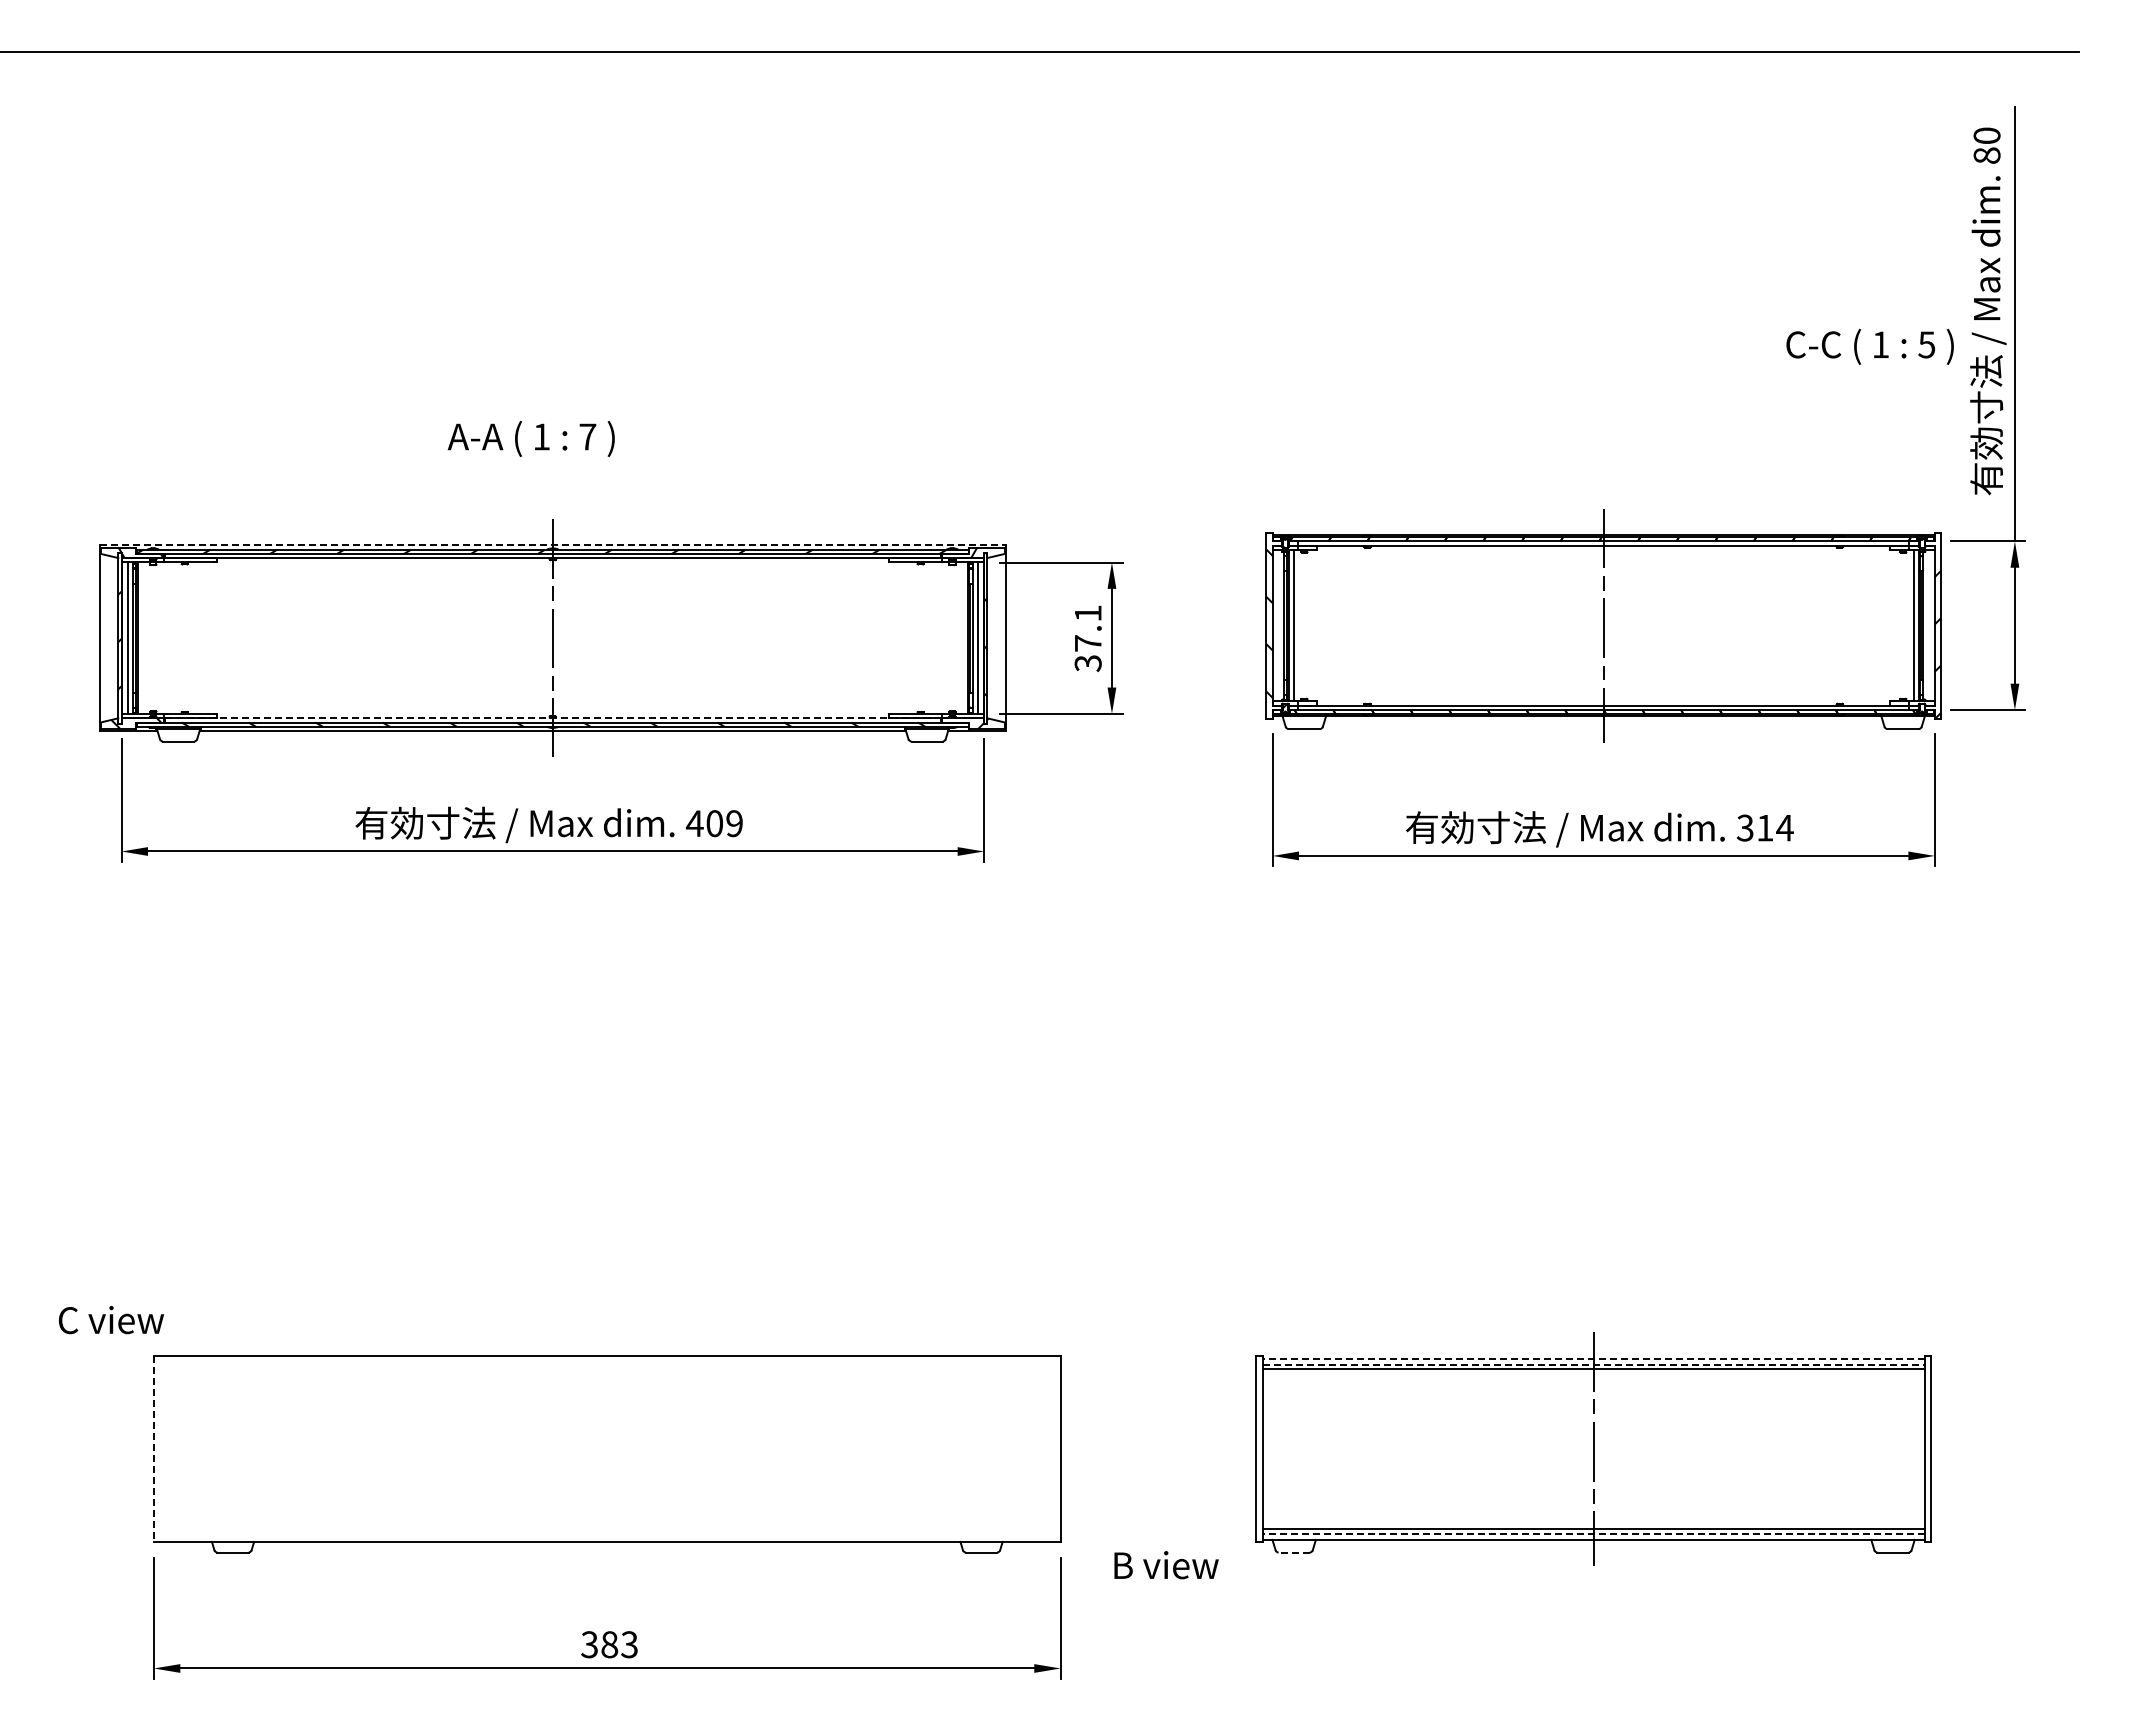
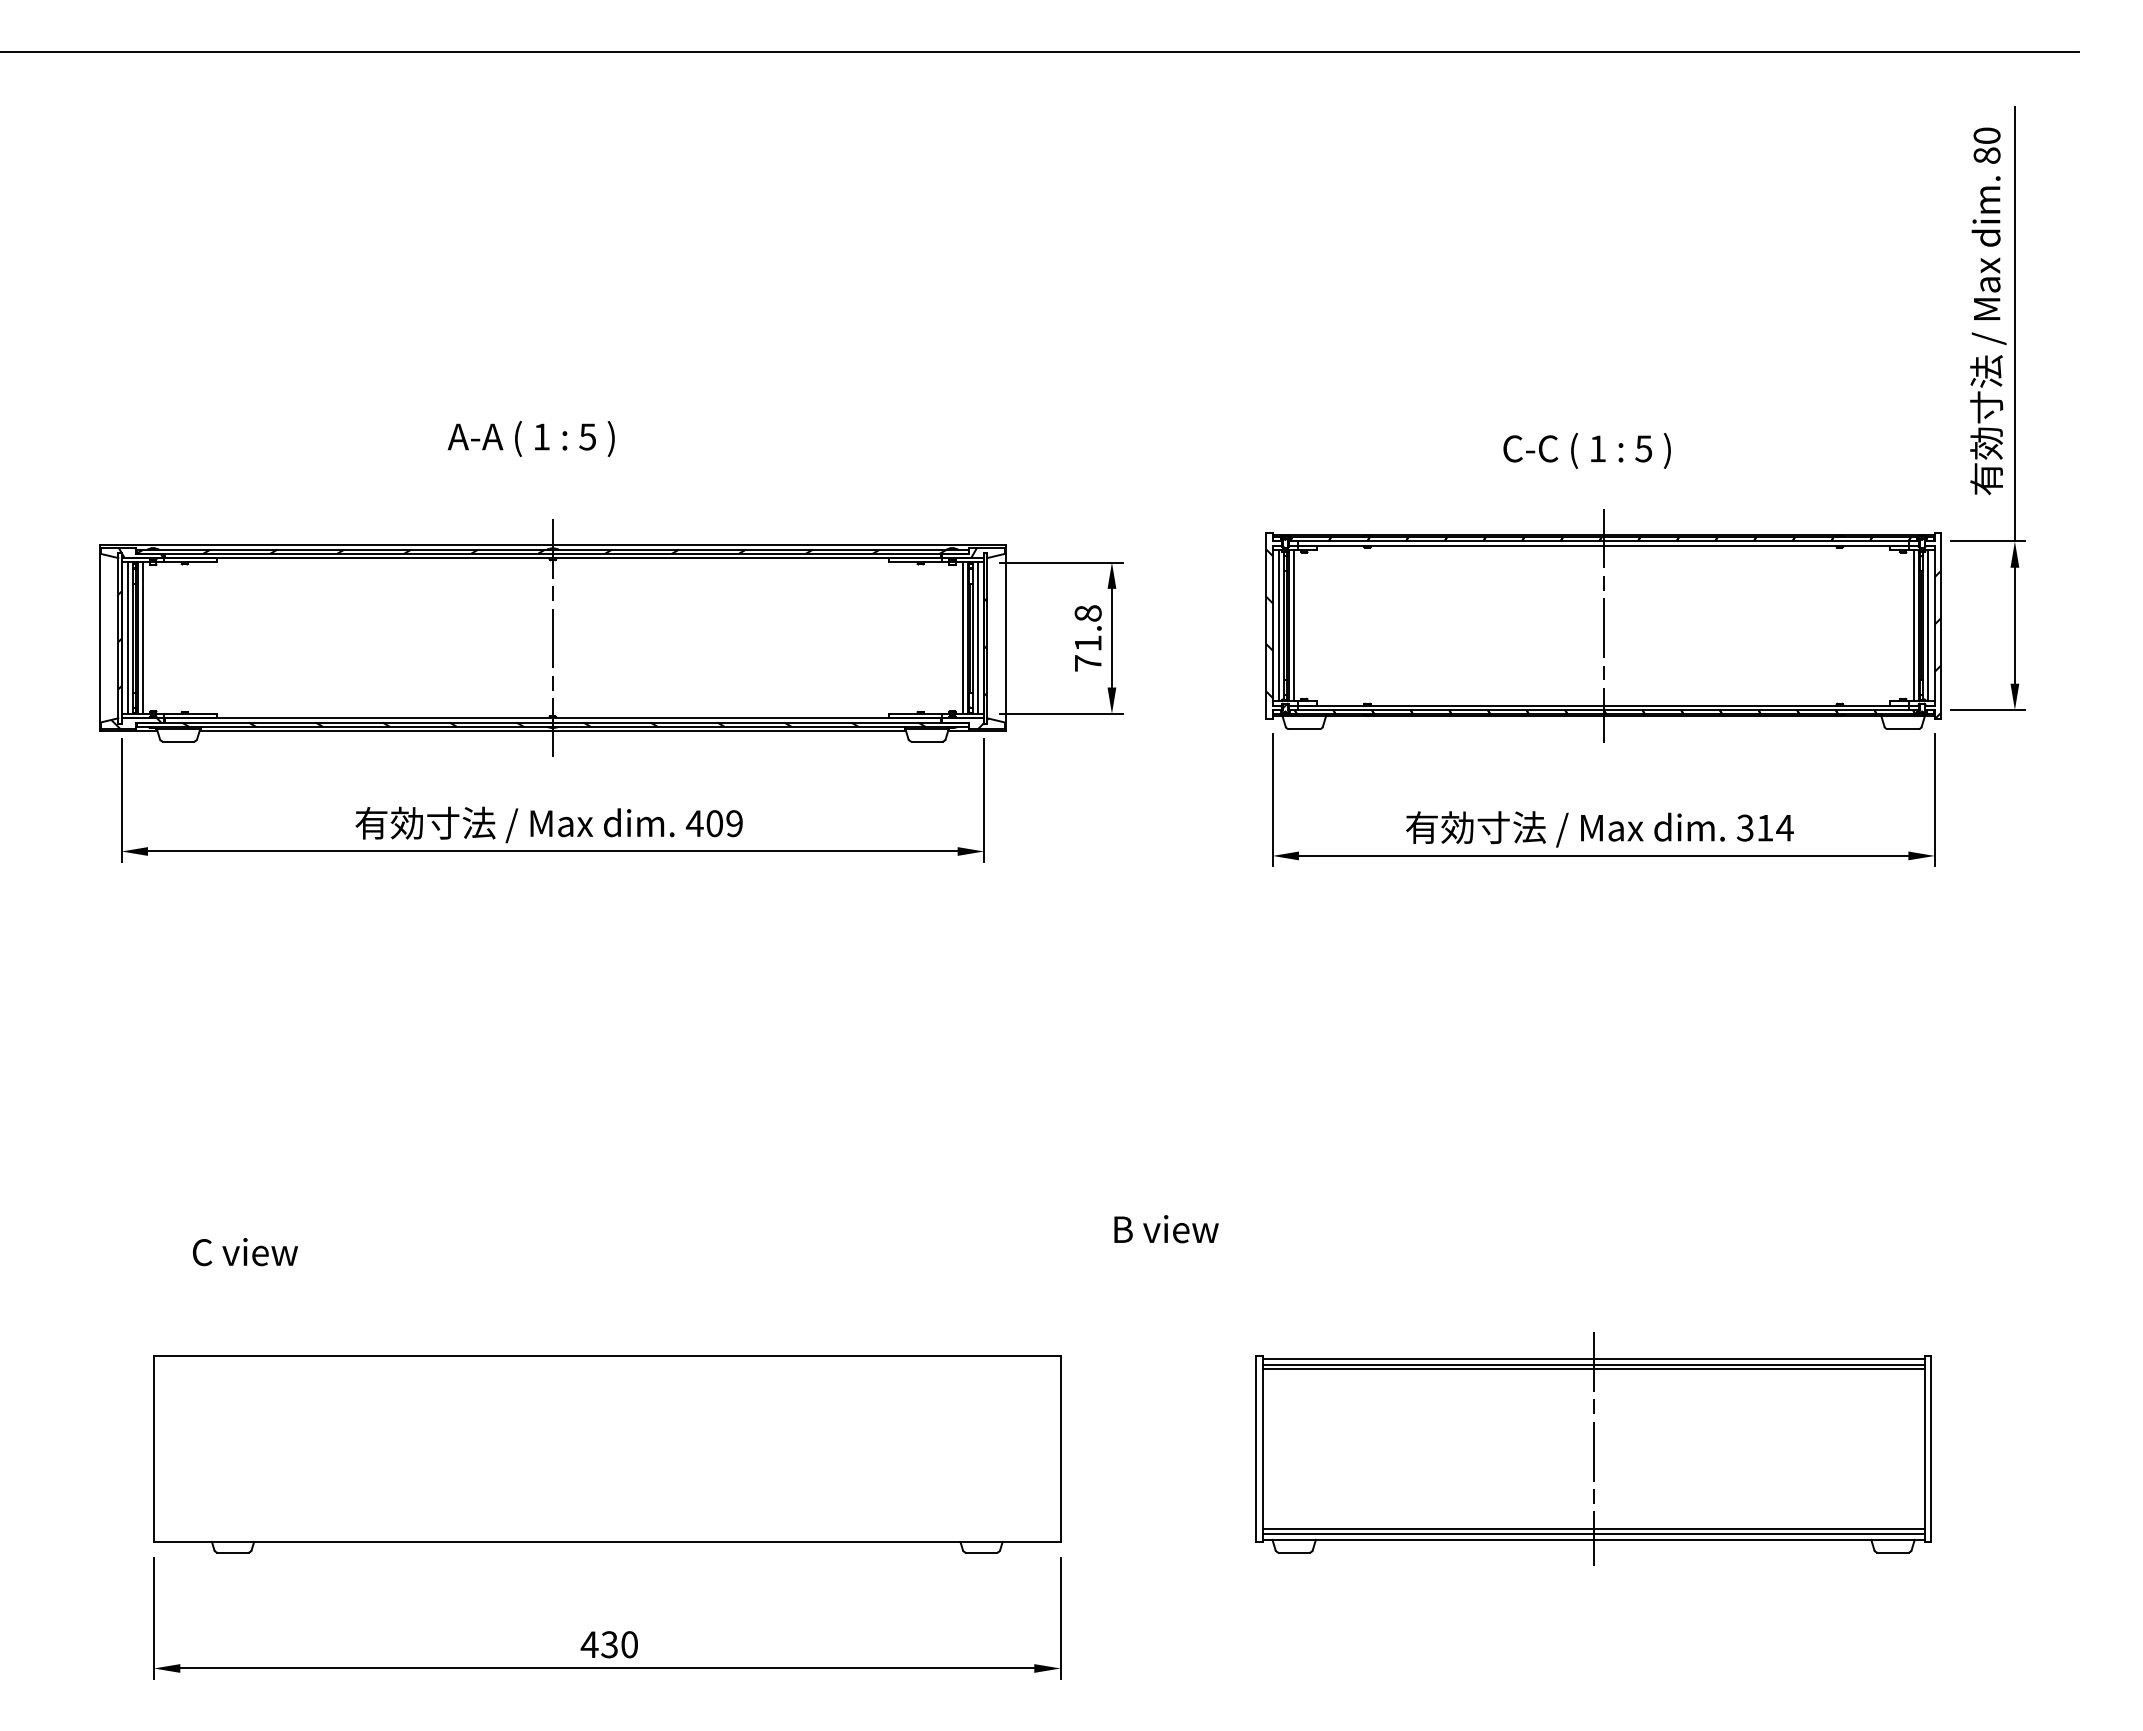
text position: (1869, 346) -> (1586, 450) (1586, 450)
text: 7 -> 5 (587, 436)
line: dashed -> solid (553, 545)
line: none -> present (1279, 625)
line: none -> present (1928, 625)
line: none -> present (142, 637)
line: none -> present (962, 637)
text: 37.1 -> 71.8 (1087, 638)
line: dashed -> solid (552, 718)
text position: (111, 1320) -> (245, 1252) (245, 1252)
line: dashed -> solid (1593, 1358)
line: dashed -> solid (1594, 1364)
line: dashed -> solid (153, 1449)
line: dashed -> solid (1593, 1533)
line: dashed -> solid (1294, 1552)
text position: (1166, 1565) -> (1166, 1229) (1166, 1229)
text: 383 -> 430 (608, 1644)
